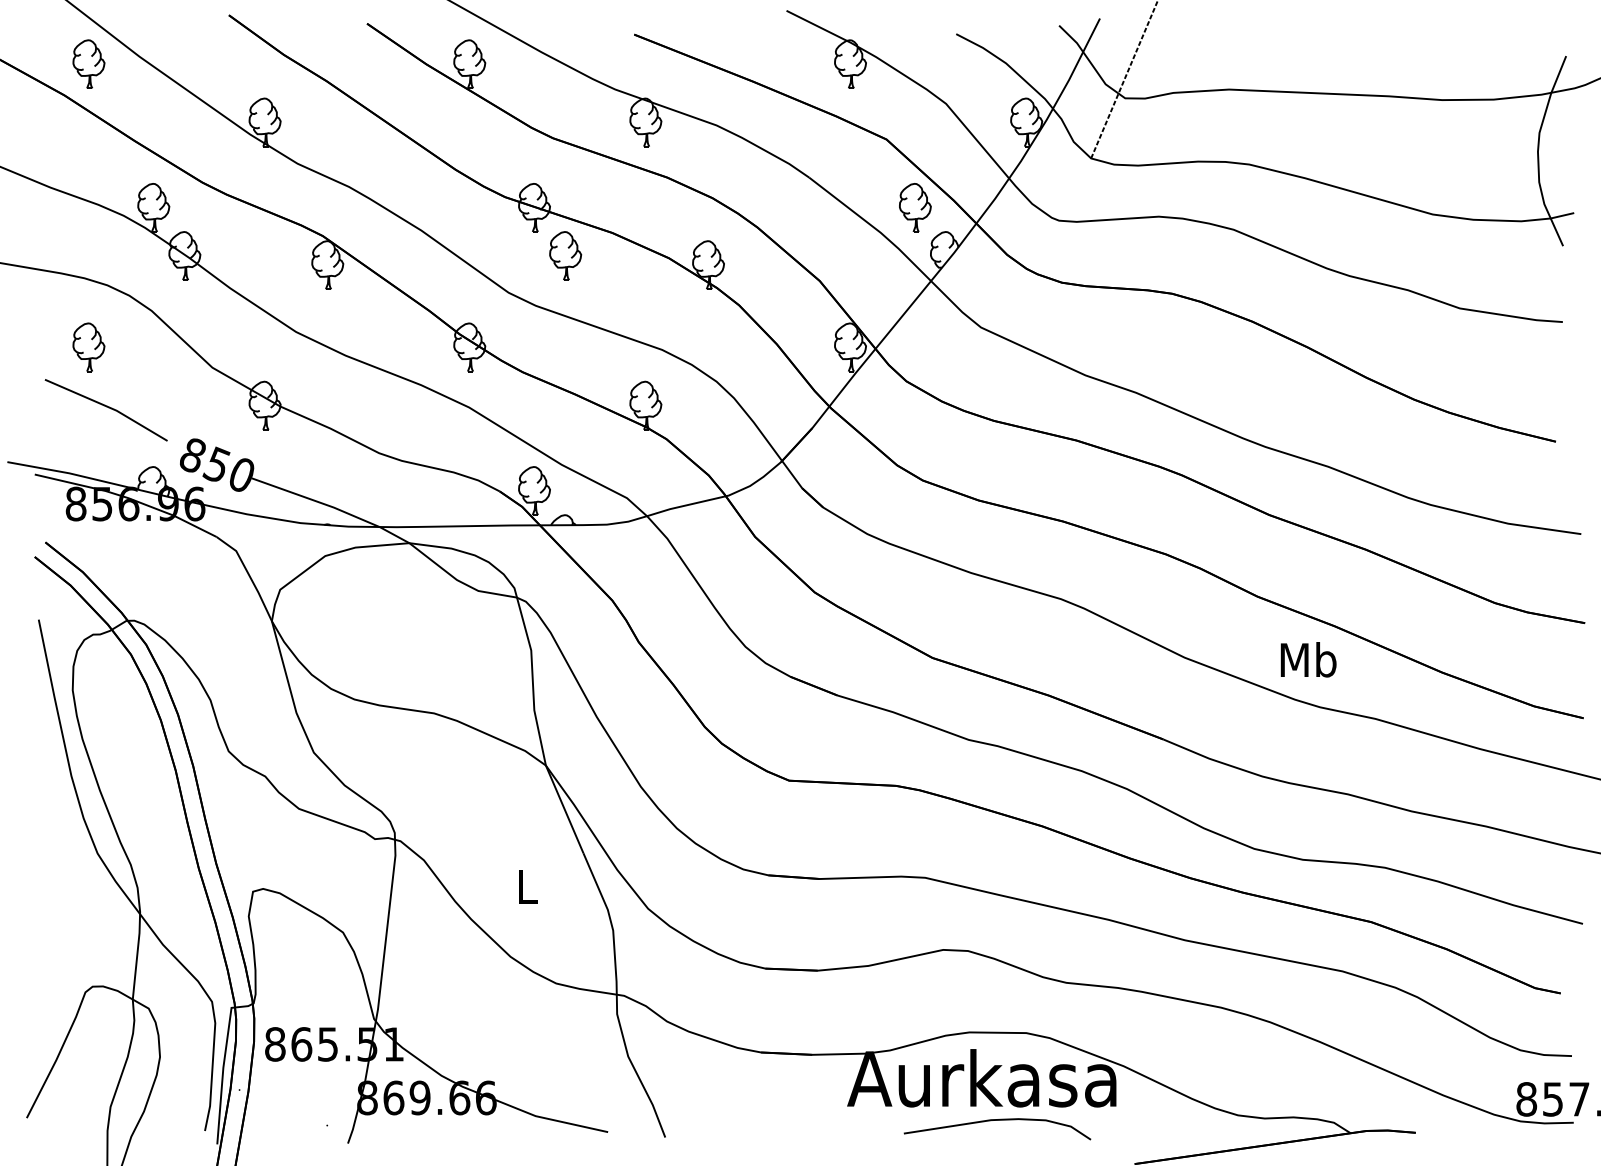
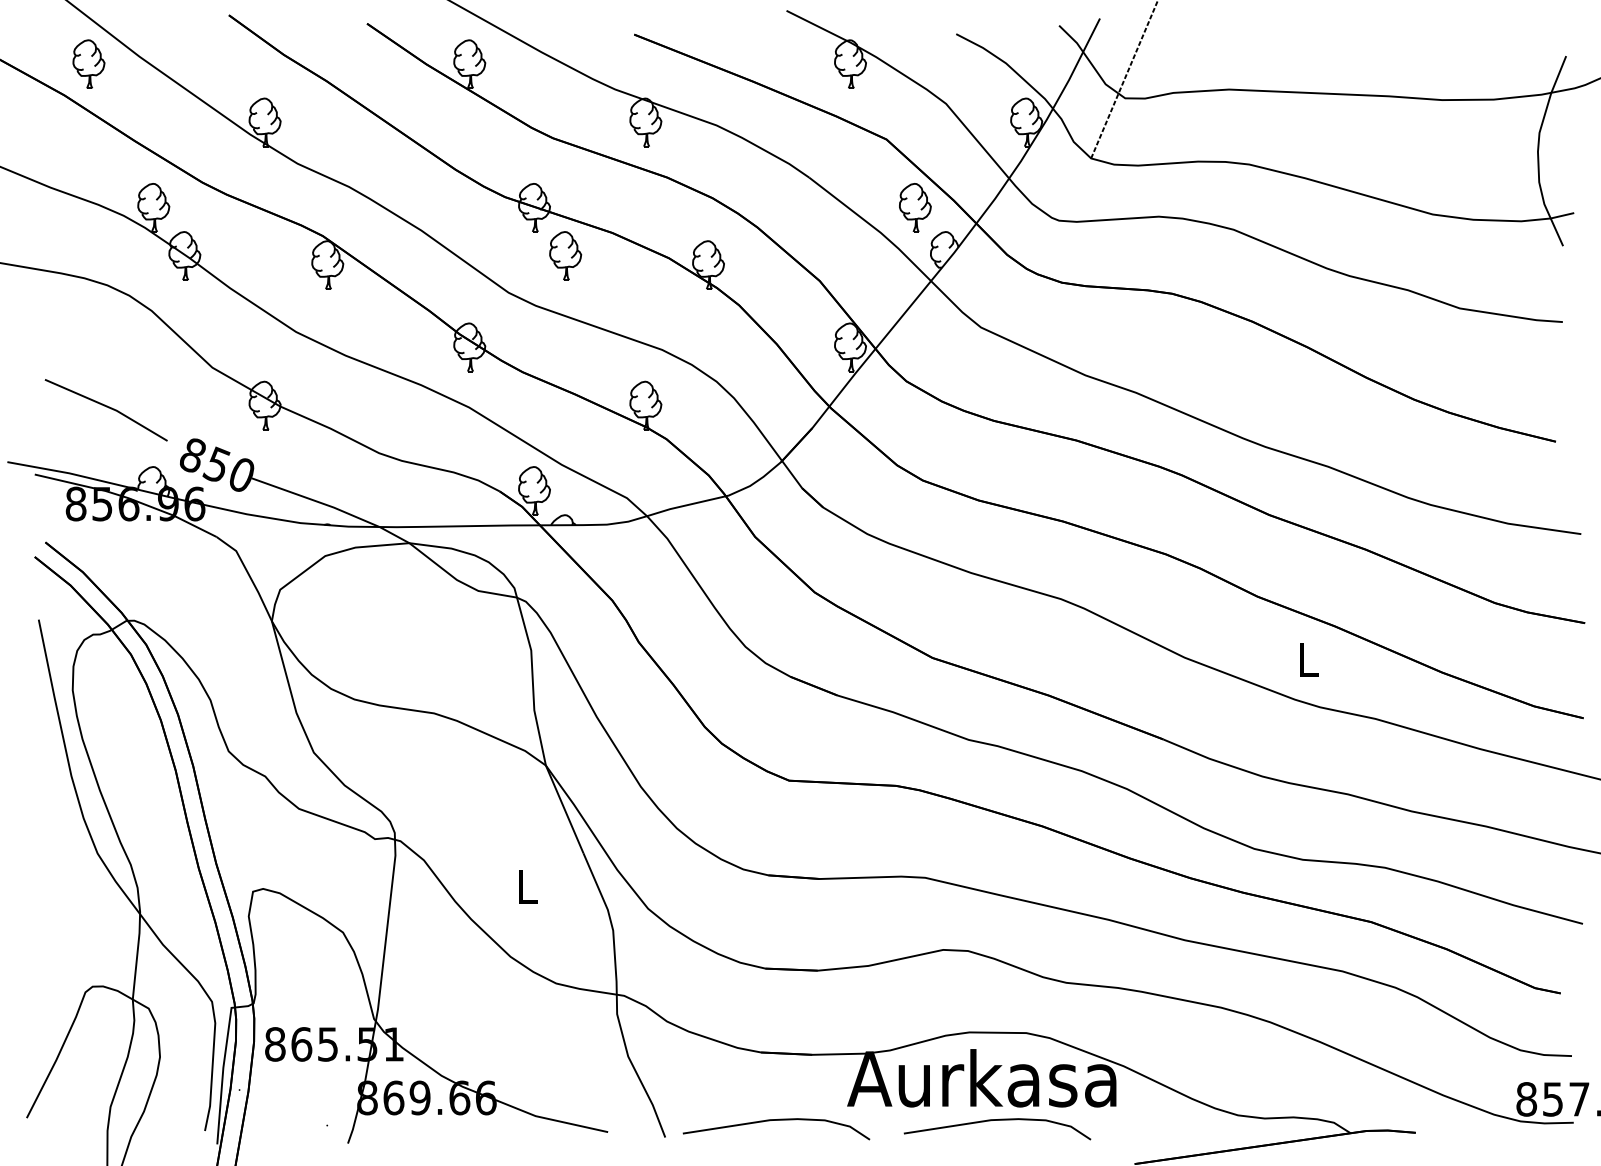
part: present -> none (88, 347)
text: Mb -> L (1308, 659)
curve: none -> present (776, 1120)
